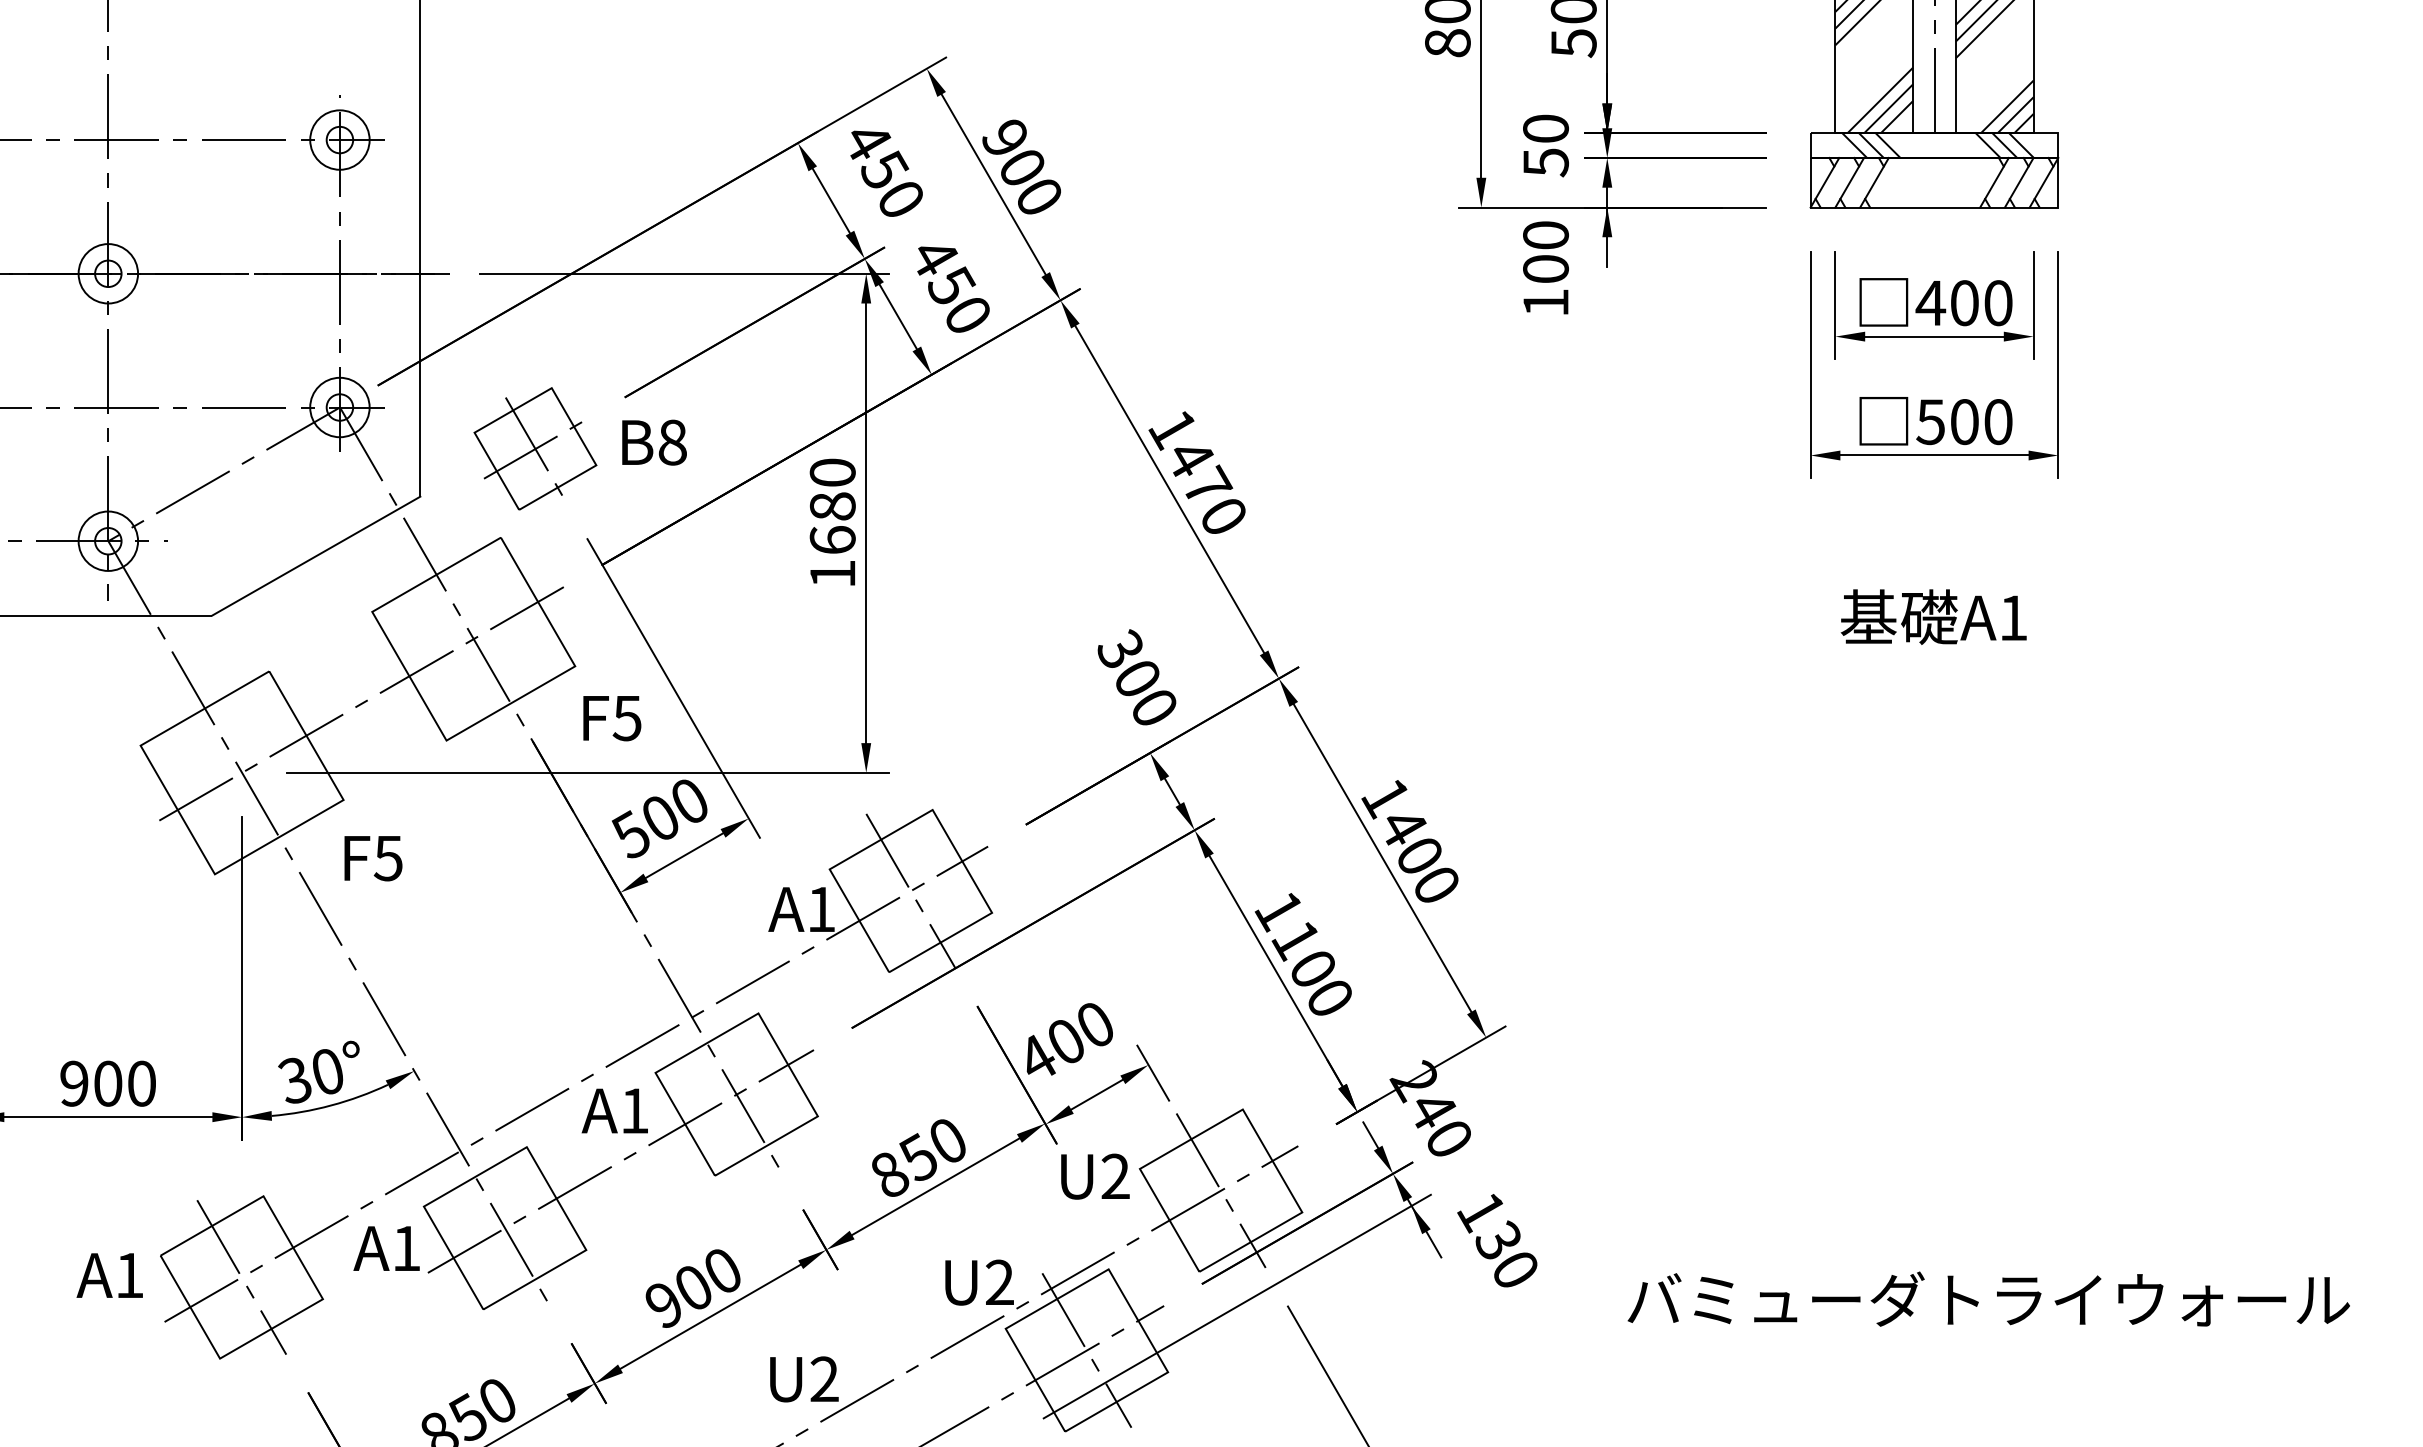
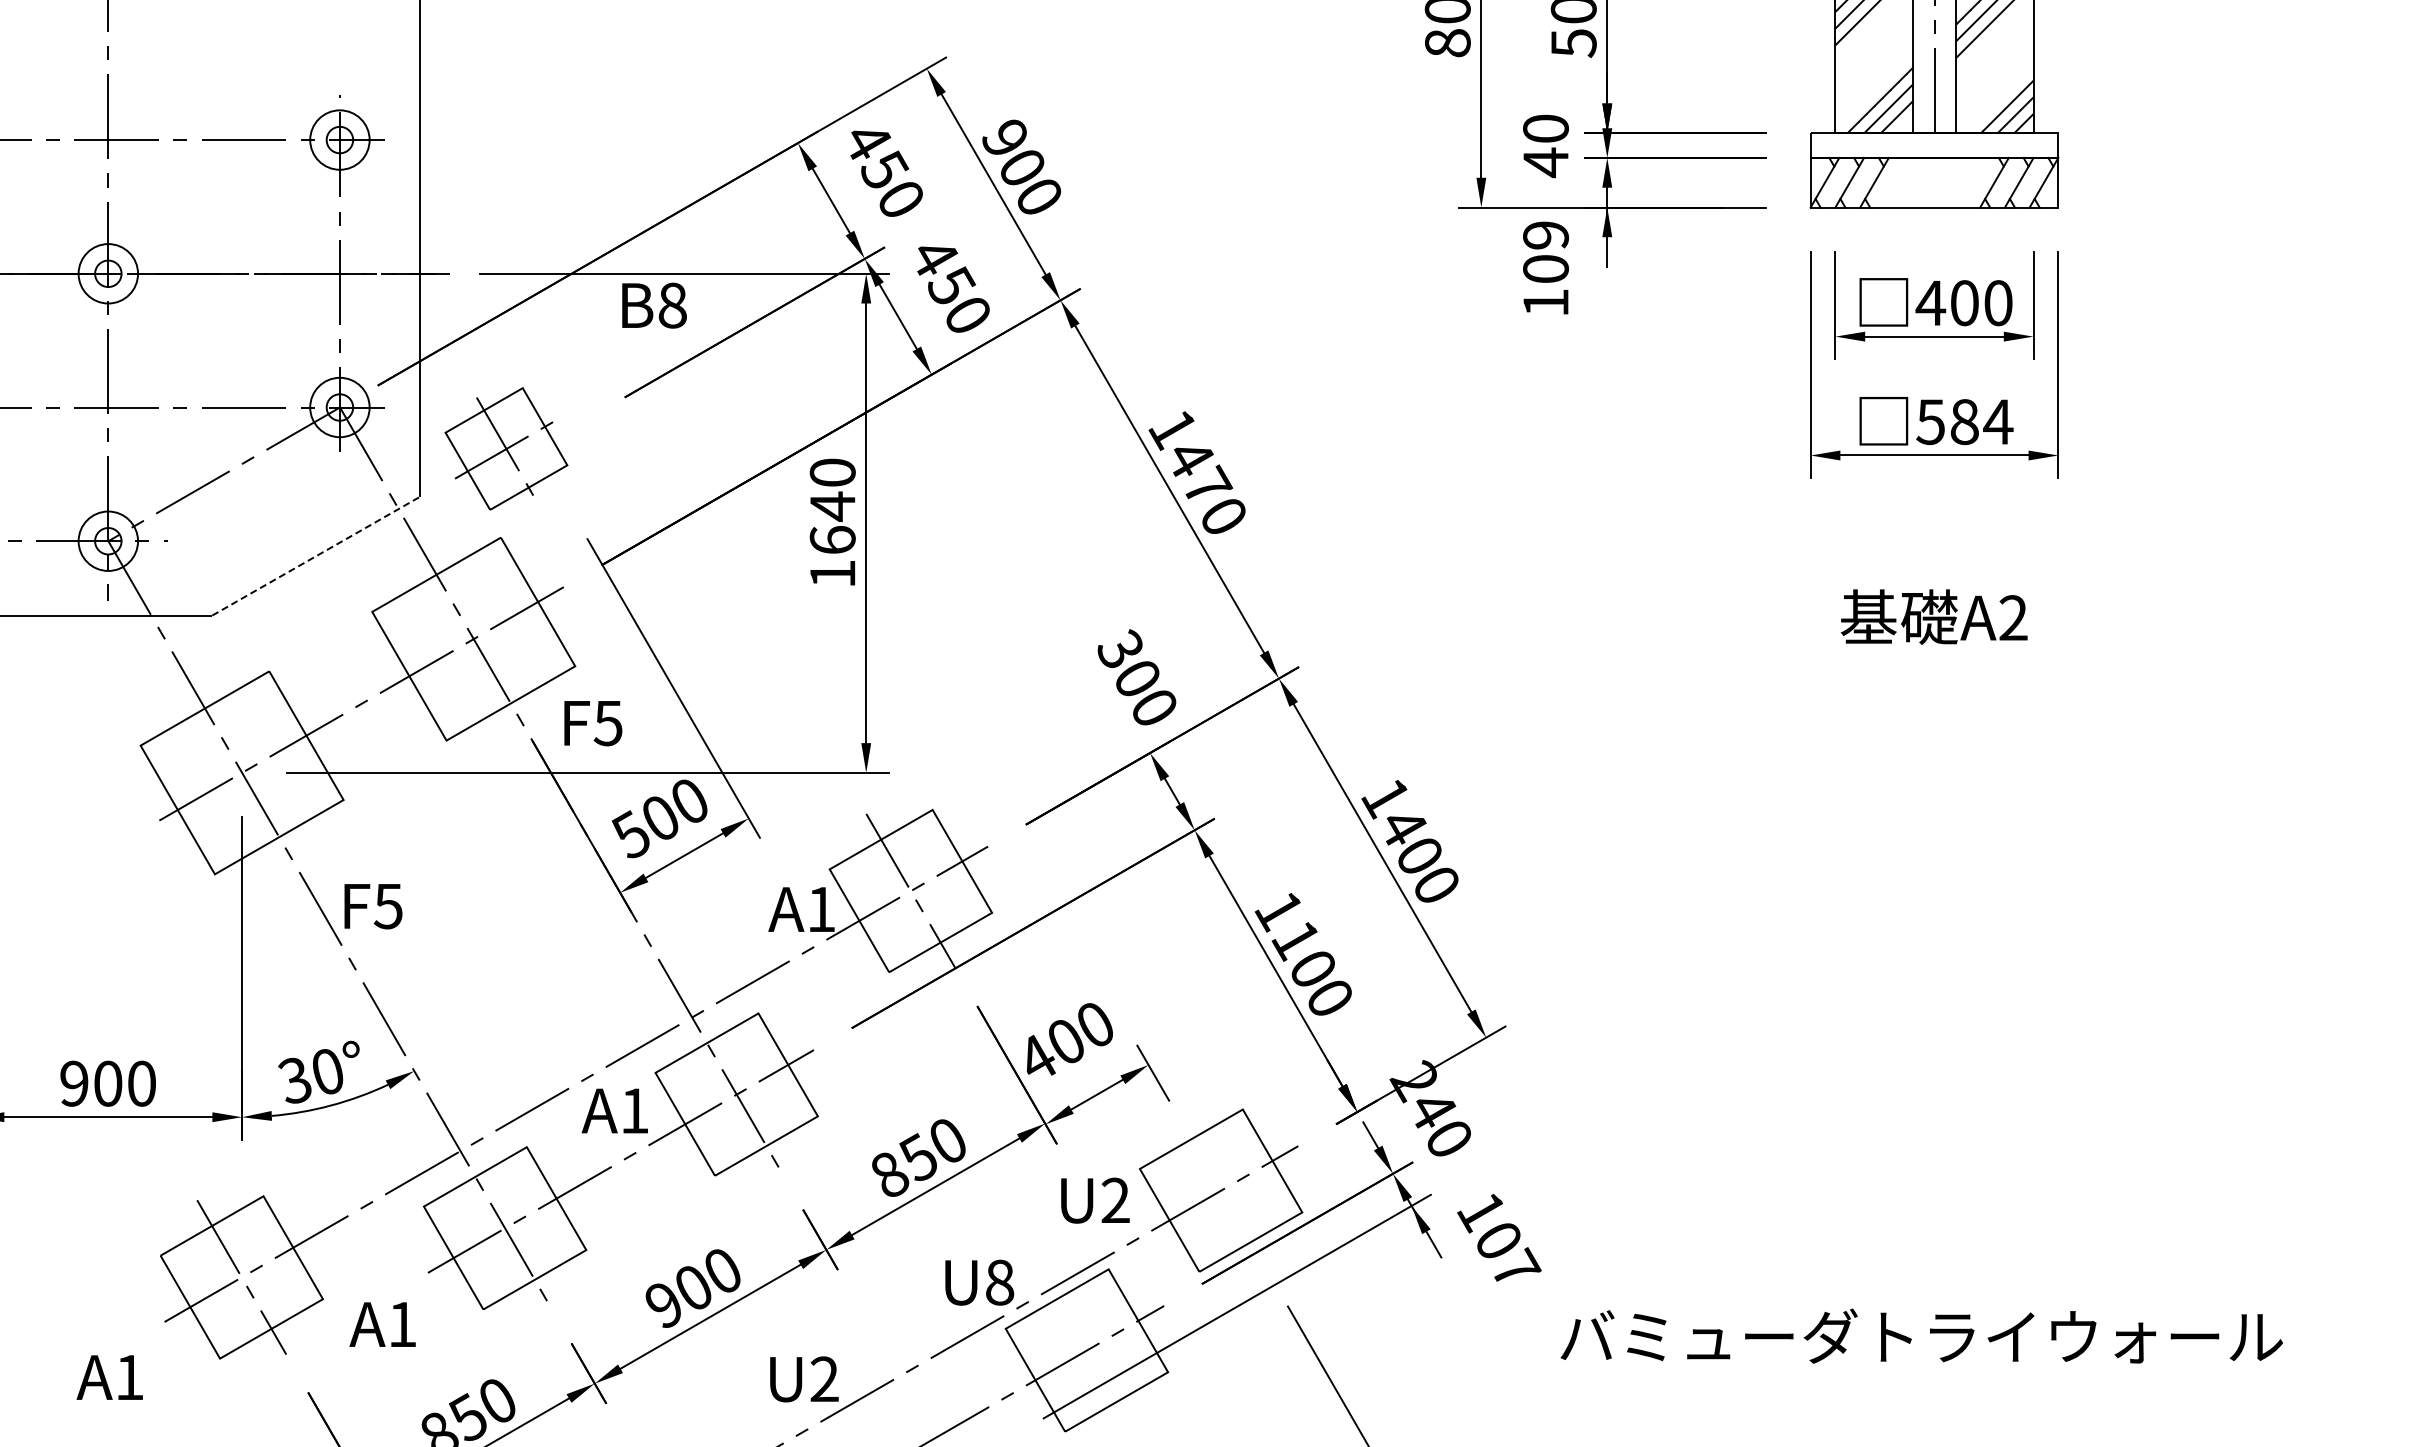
hatch: present -> none (1937, 145)
text: 50 -> 40 (1545, 162)
text: 100 -> 109 (1545, 235)
text: 500 -> 584 (1981, 422)
text position: (654, 442) -> (654, 305) (654, 305)
part position: (535, 448) -> (506, 448) (506, 448)
text: 1680 -> 1640 (832, 506)
line: solid -> dashed (316, 556)
text: A1 -> A2 (2013, 617)
text position: (612, 718) -> (593, 723) (593, 723)
text position: (373, 858) -> (373, 906) (373, 906)
text position: (1095, 1176) -> (1095, 1200) (1095, 1200)
line: present -> none (1220, 1190)
text position: (386, 1248) -> (382, 1324) (382, 1324)
text: 130 -> 107 (1508, 1253)
text position: (109, 1275) -> (109, 1377) (109, 1377)
text: U2 -> U8 (1000, 1282)
text position: (1988, 1298) -> (1921, 1335) (1921, 1335)
line: present -> none (1086, 1350)
